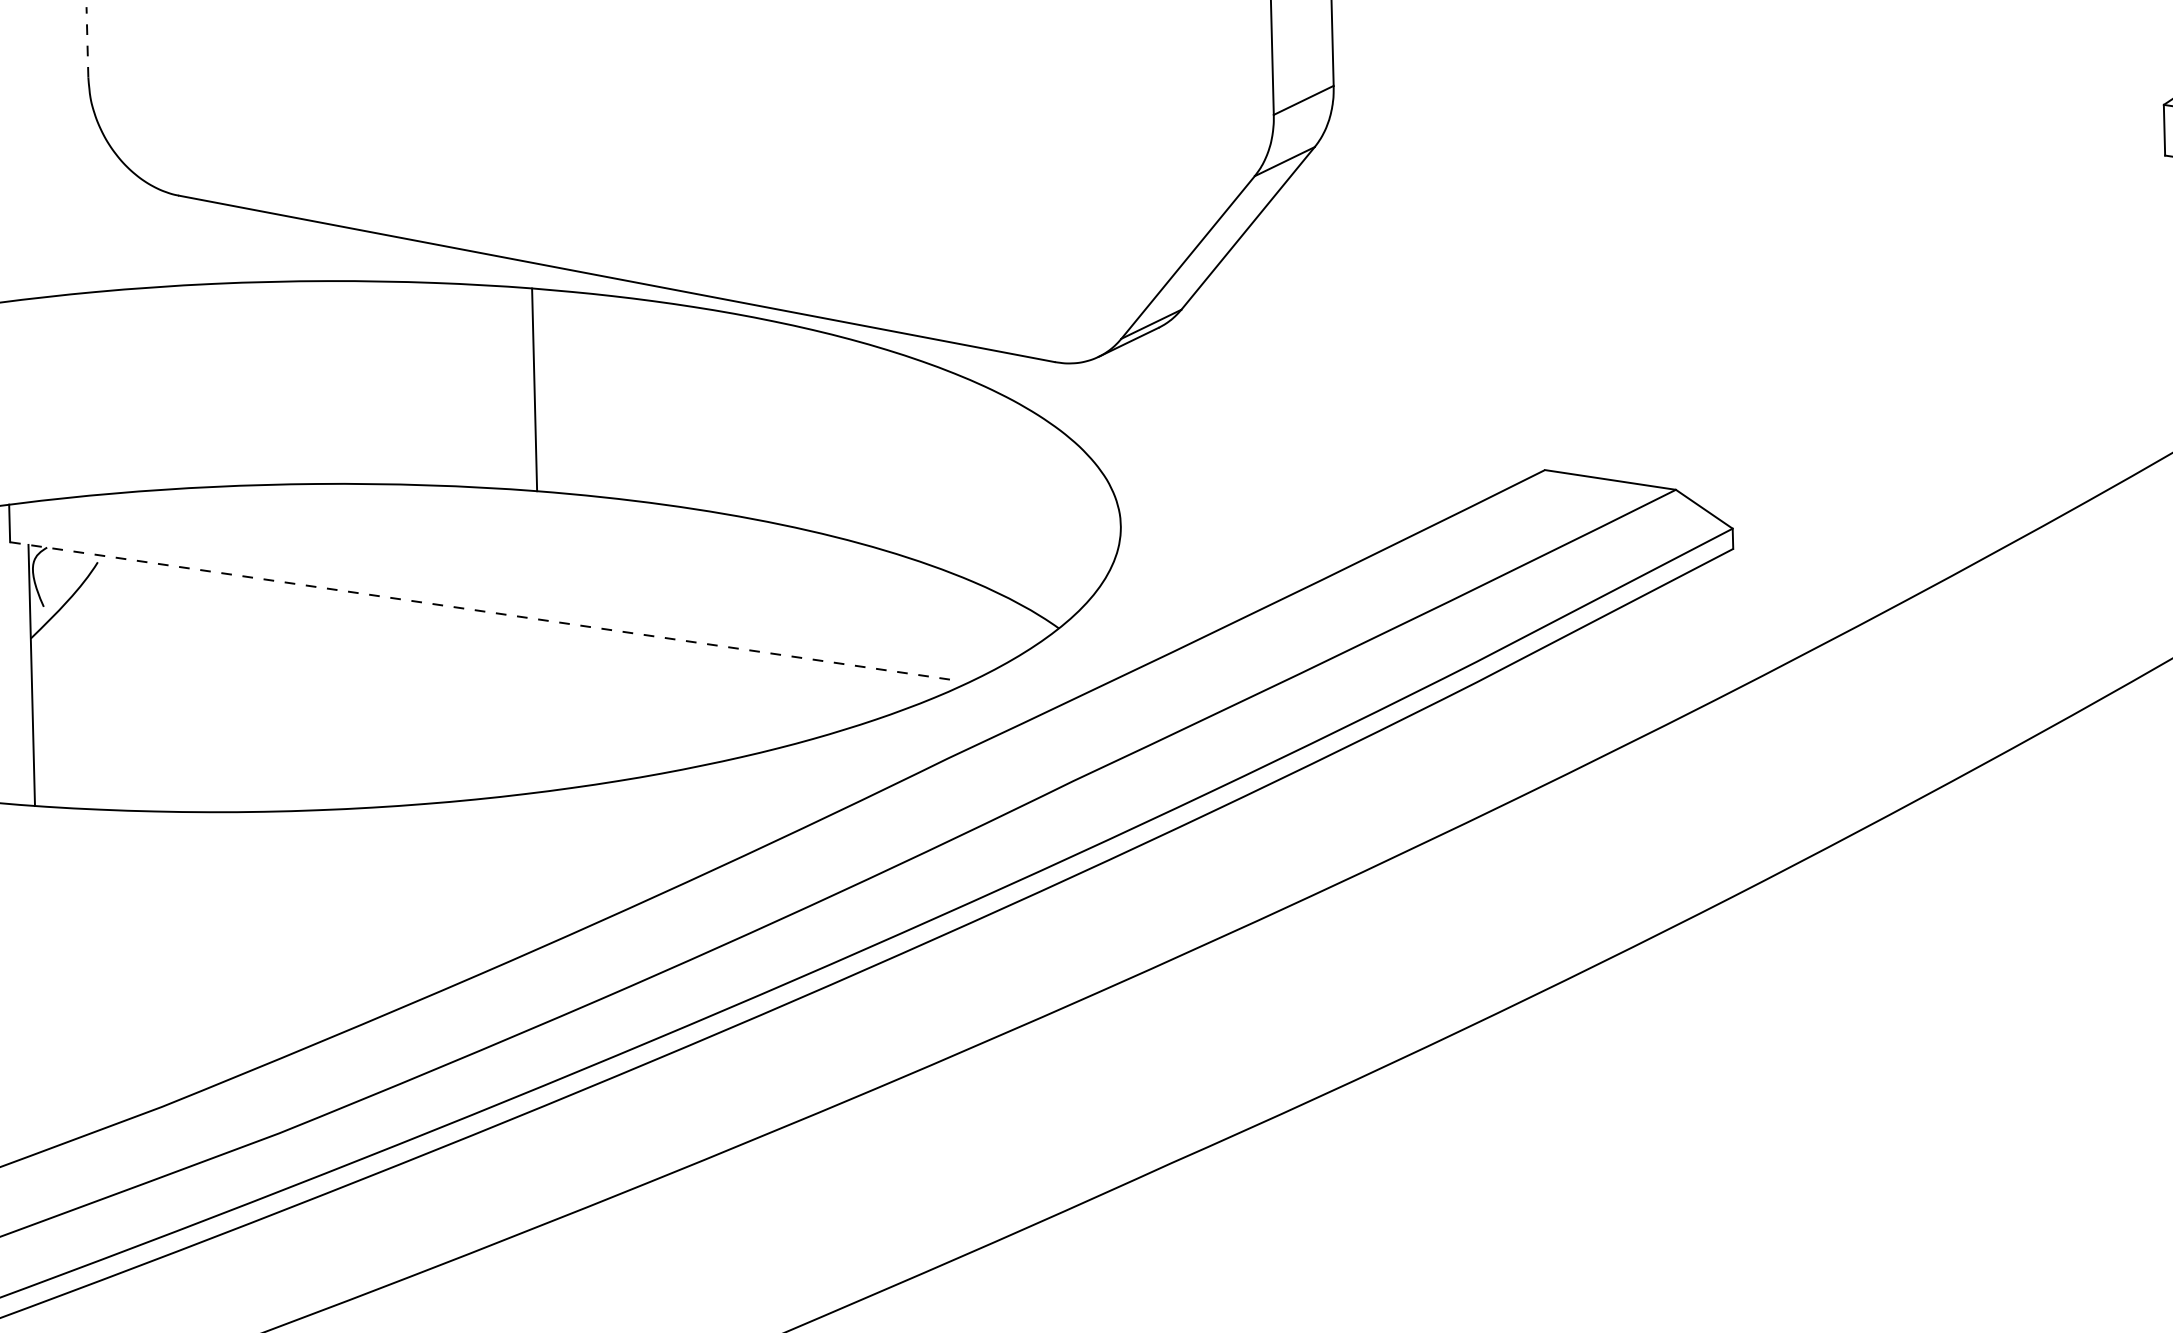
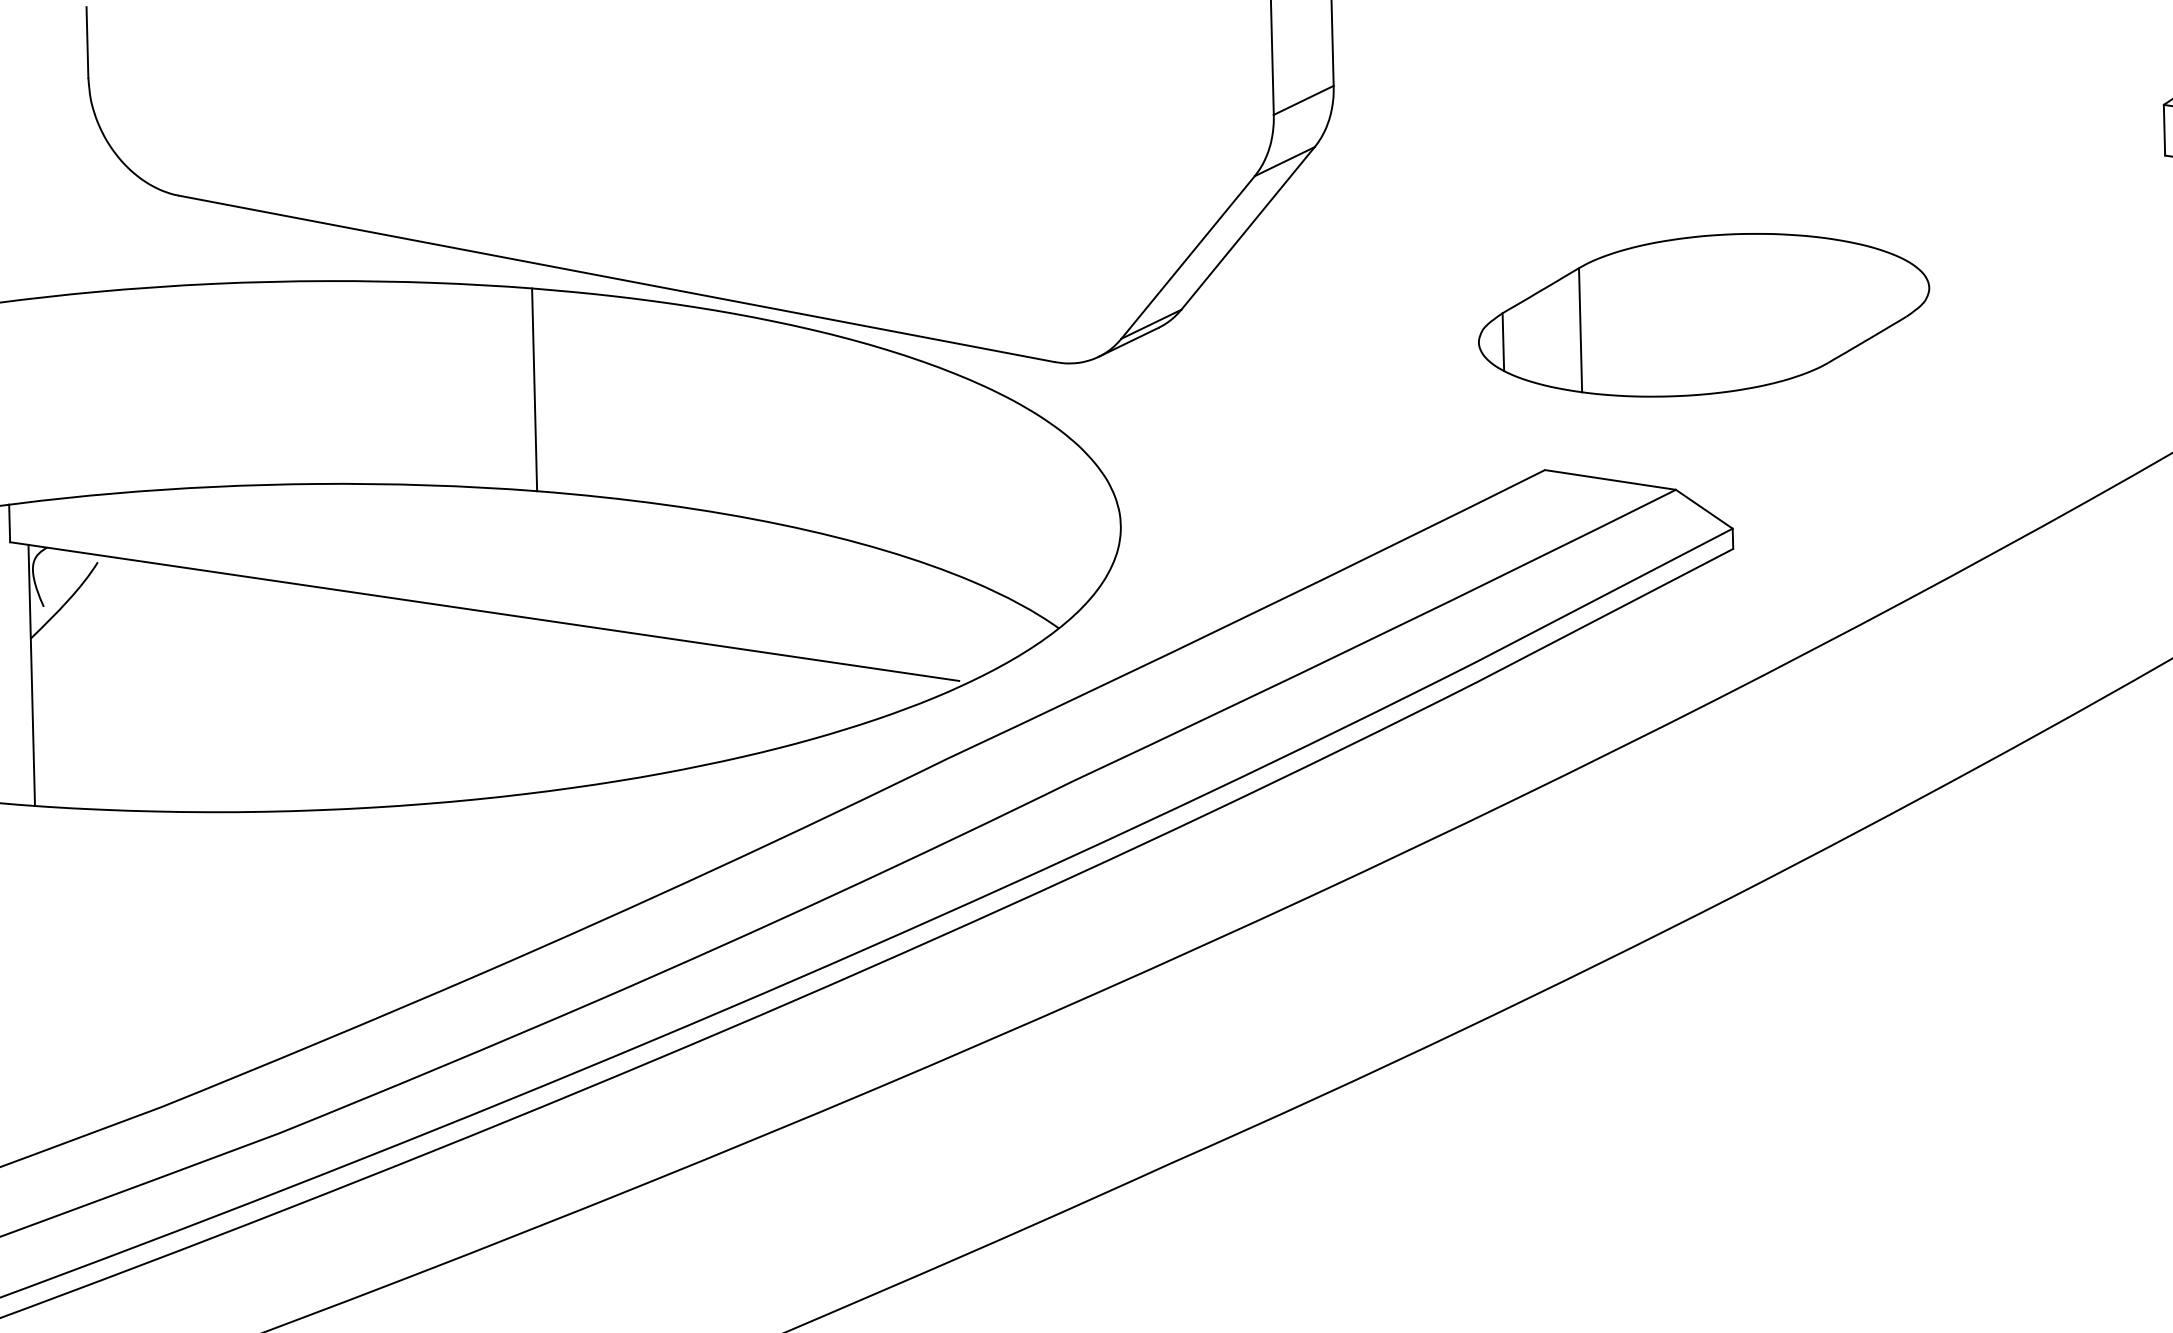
line: dashed -> solid (87, 41)
part: none -> present (1704, 315)
line: dashed -> solid (484, 611)
